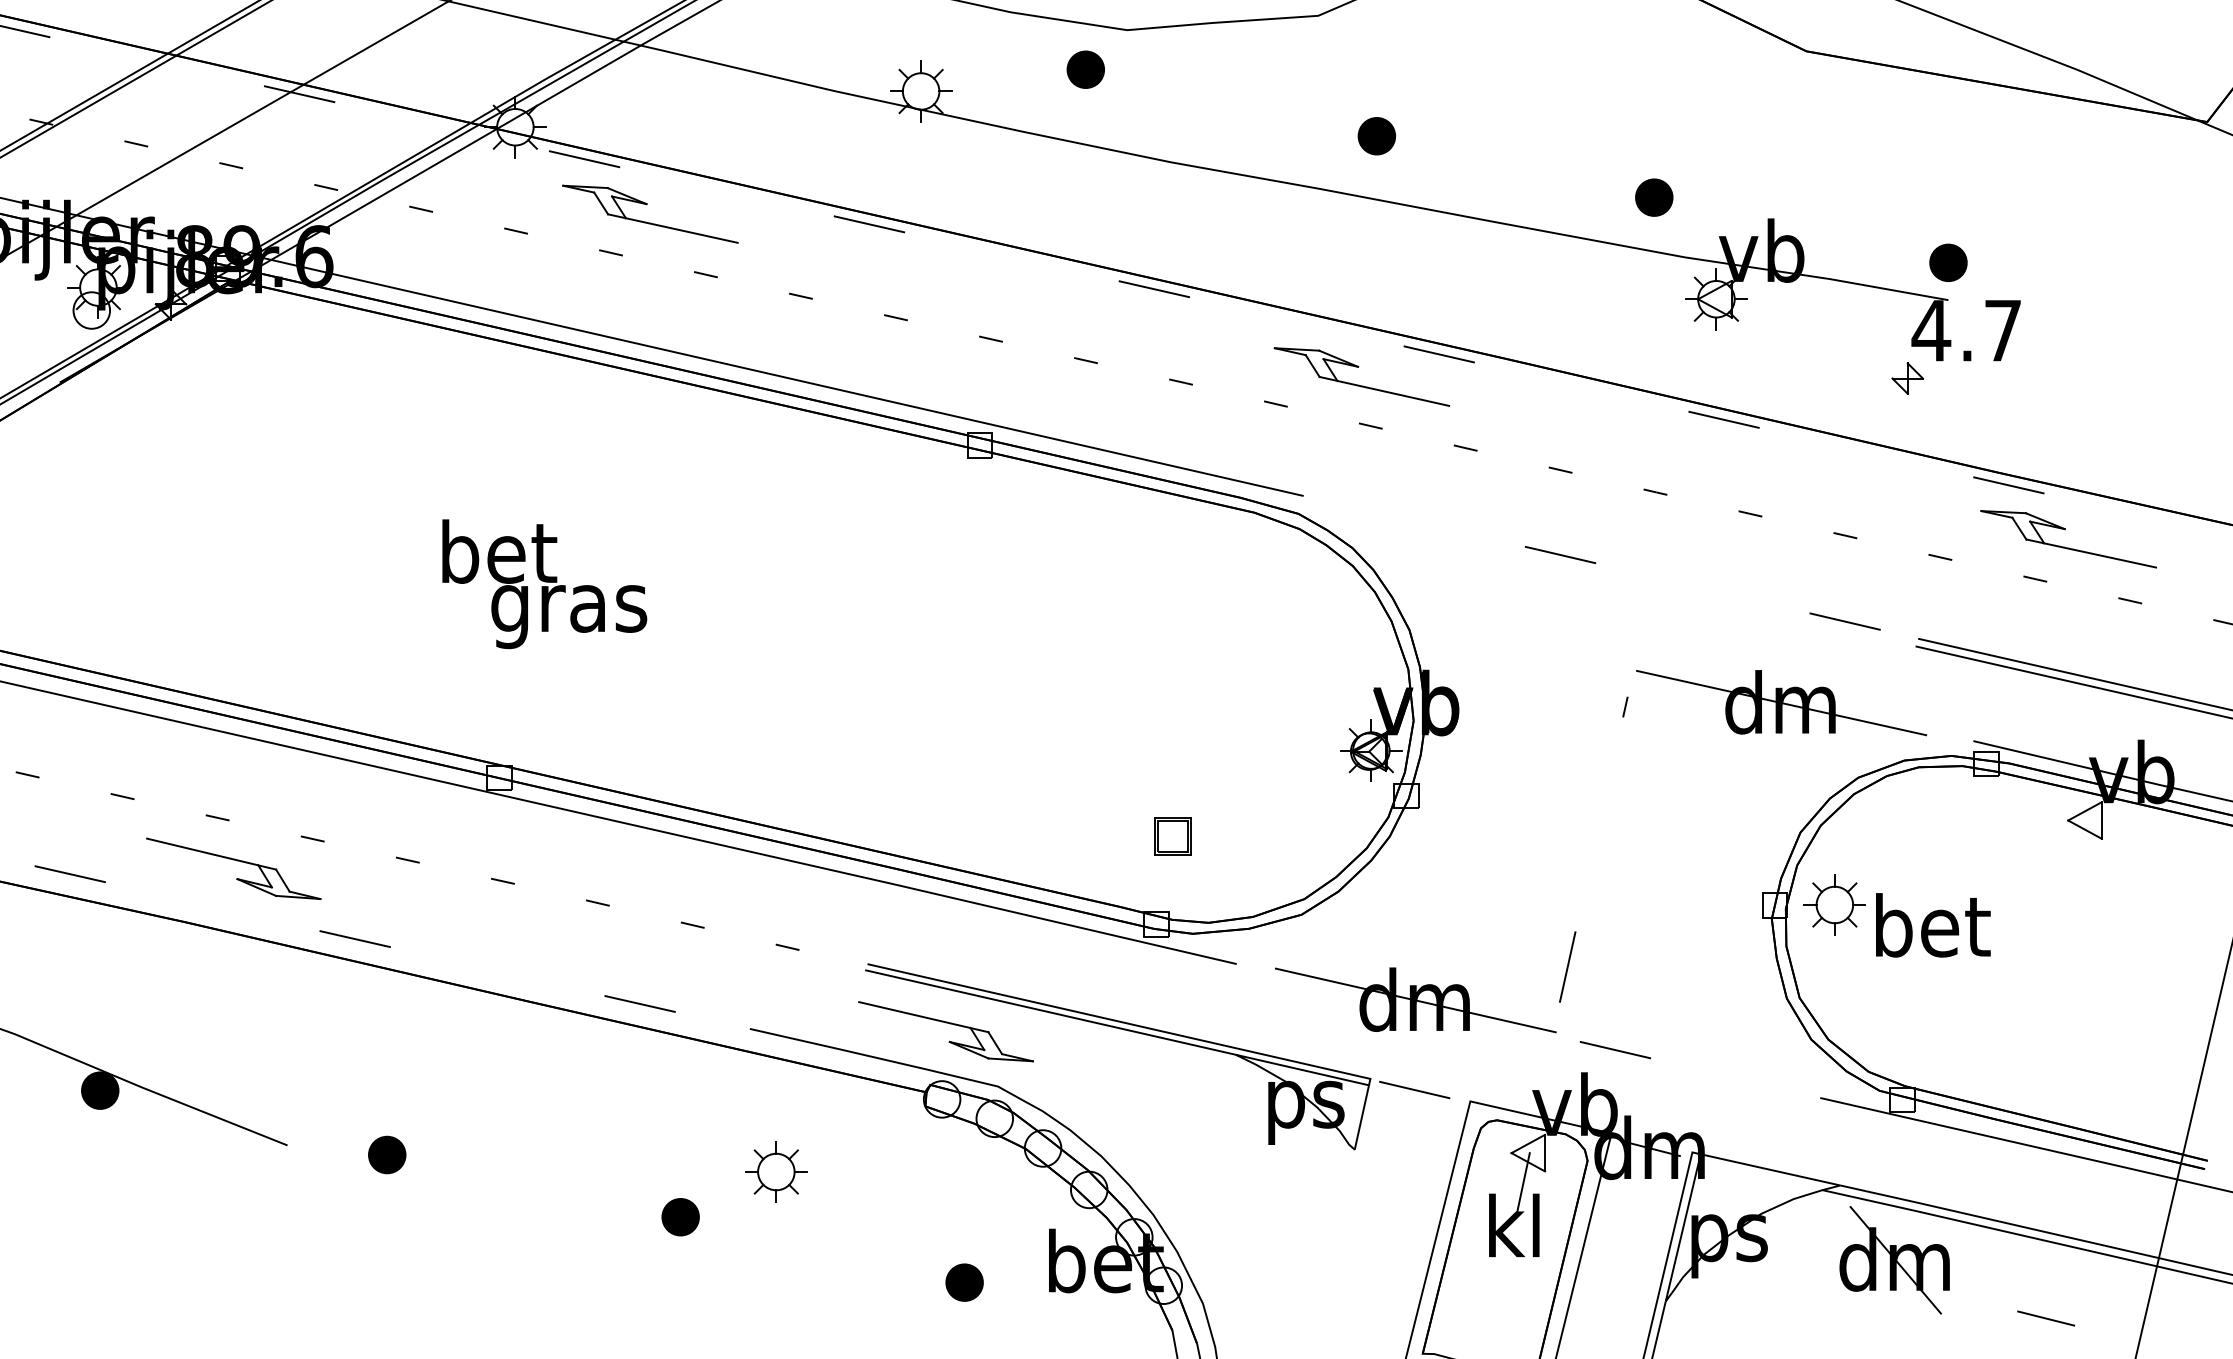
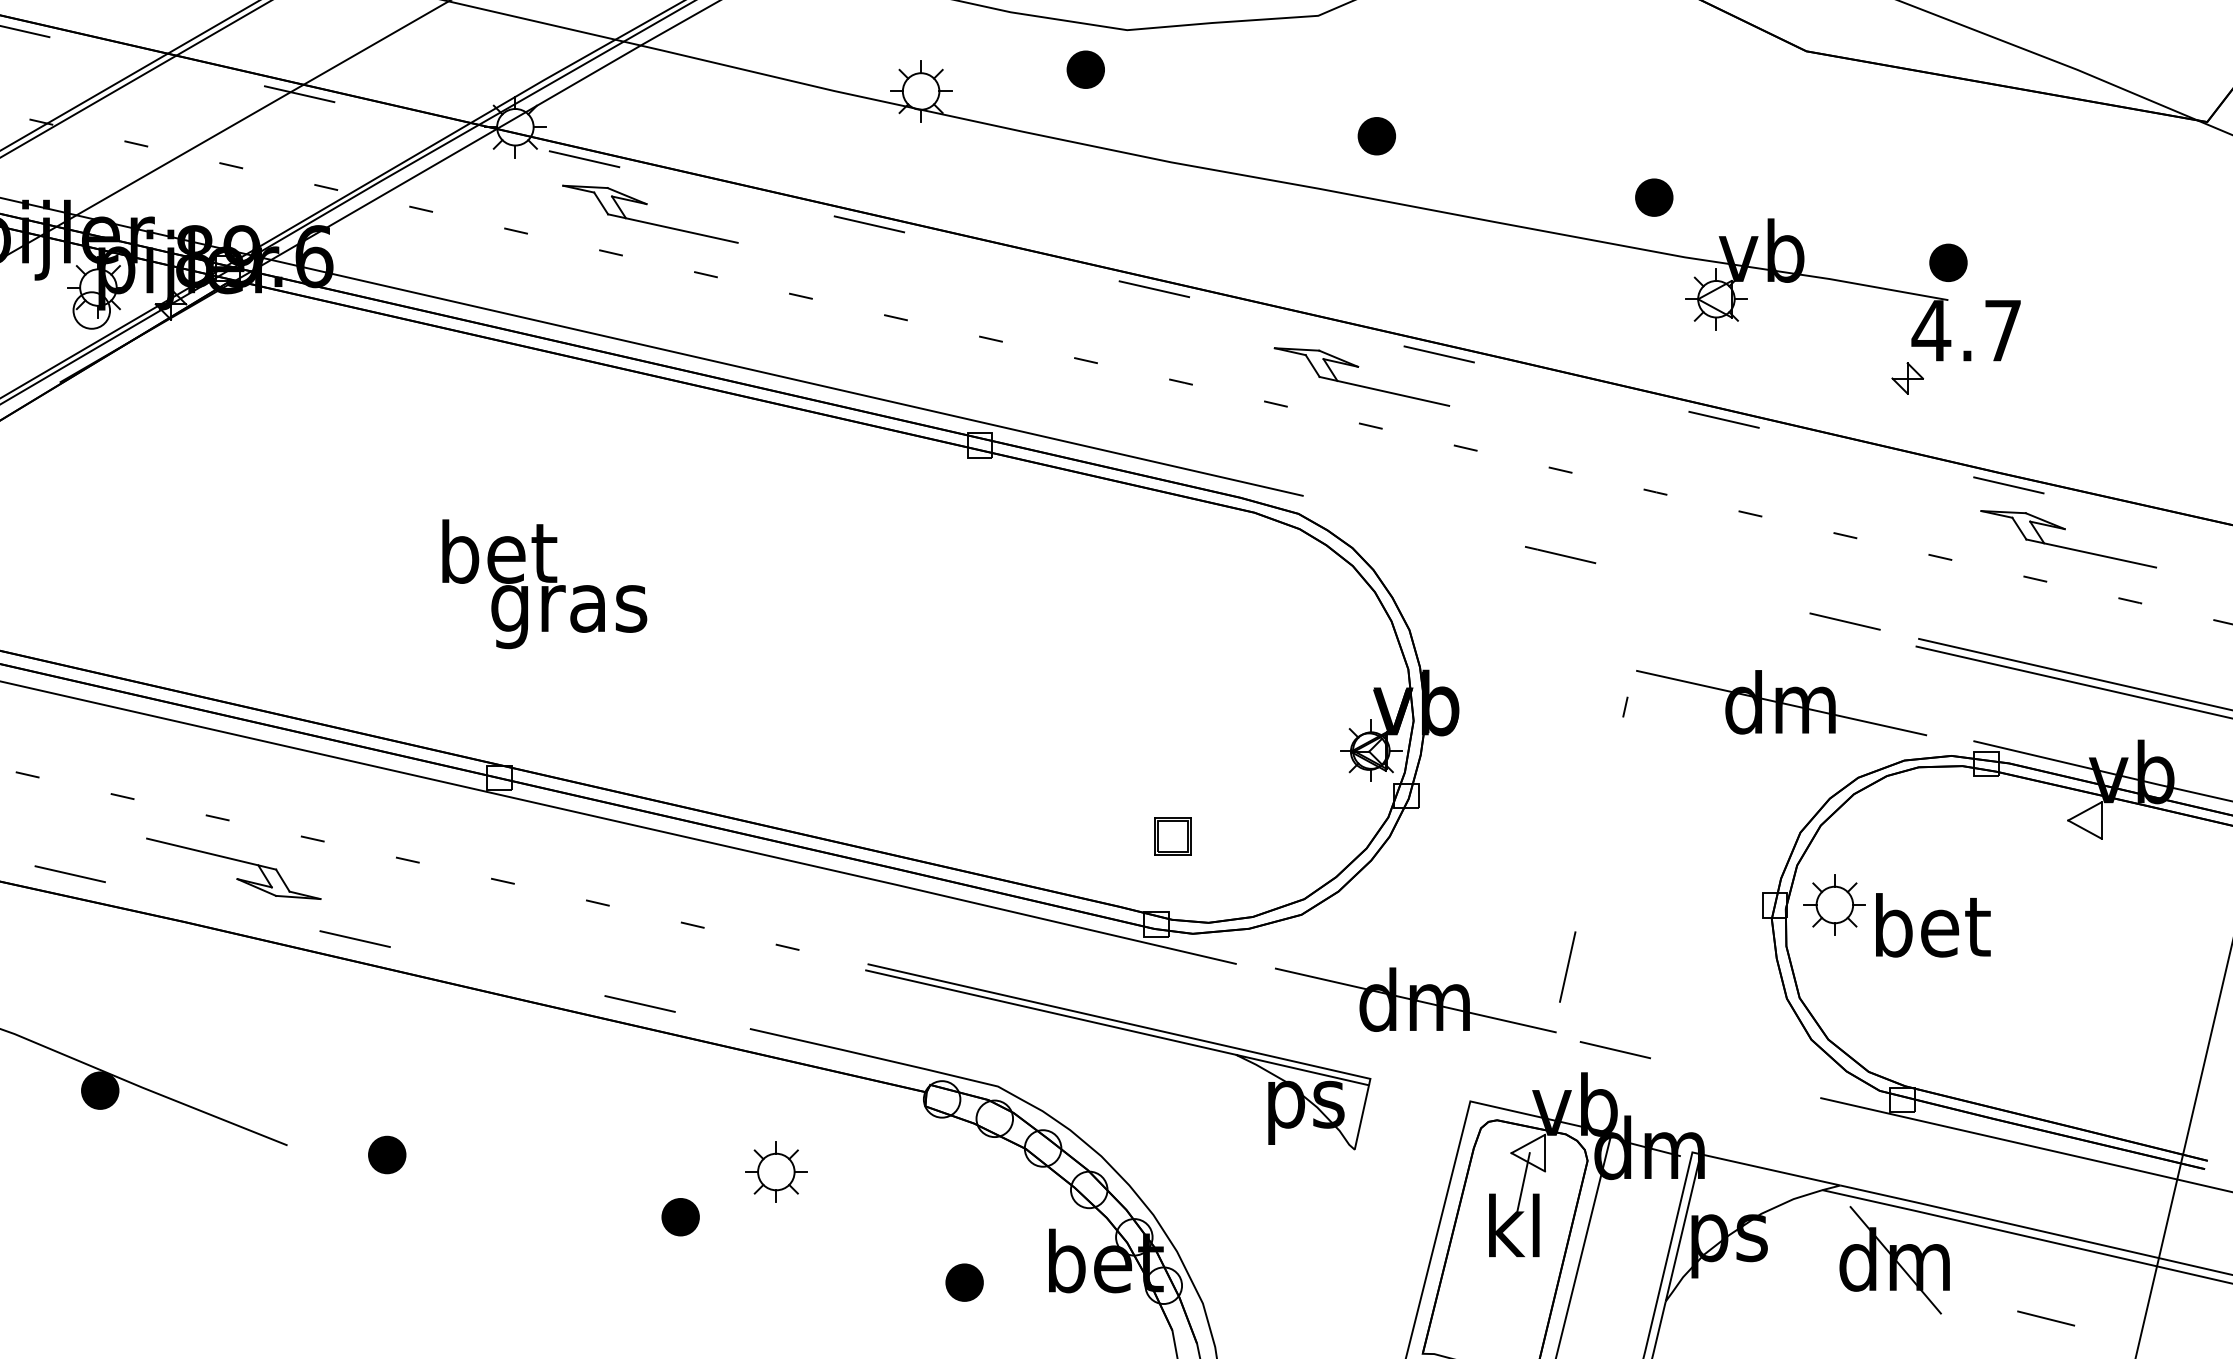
part: present -> none (945, 1023)
line: present -> none (1414, 1089)
